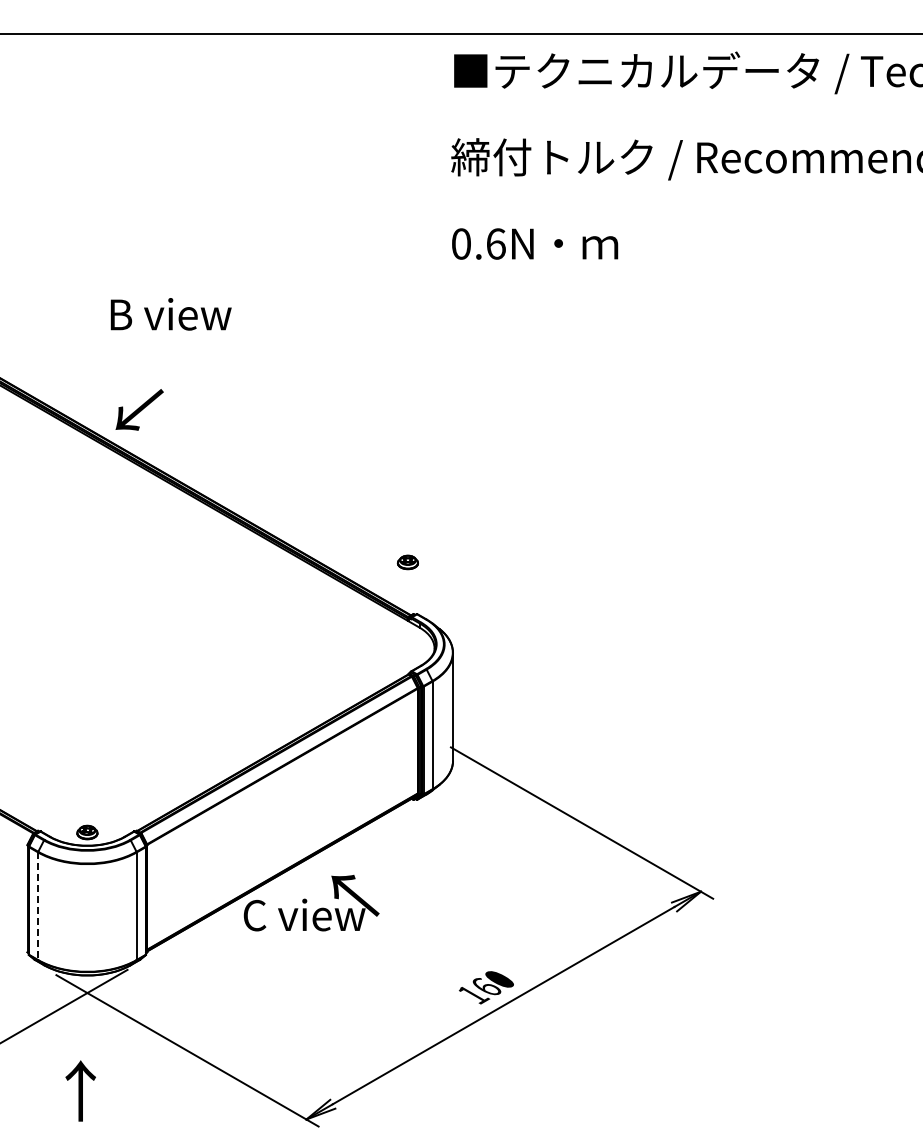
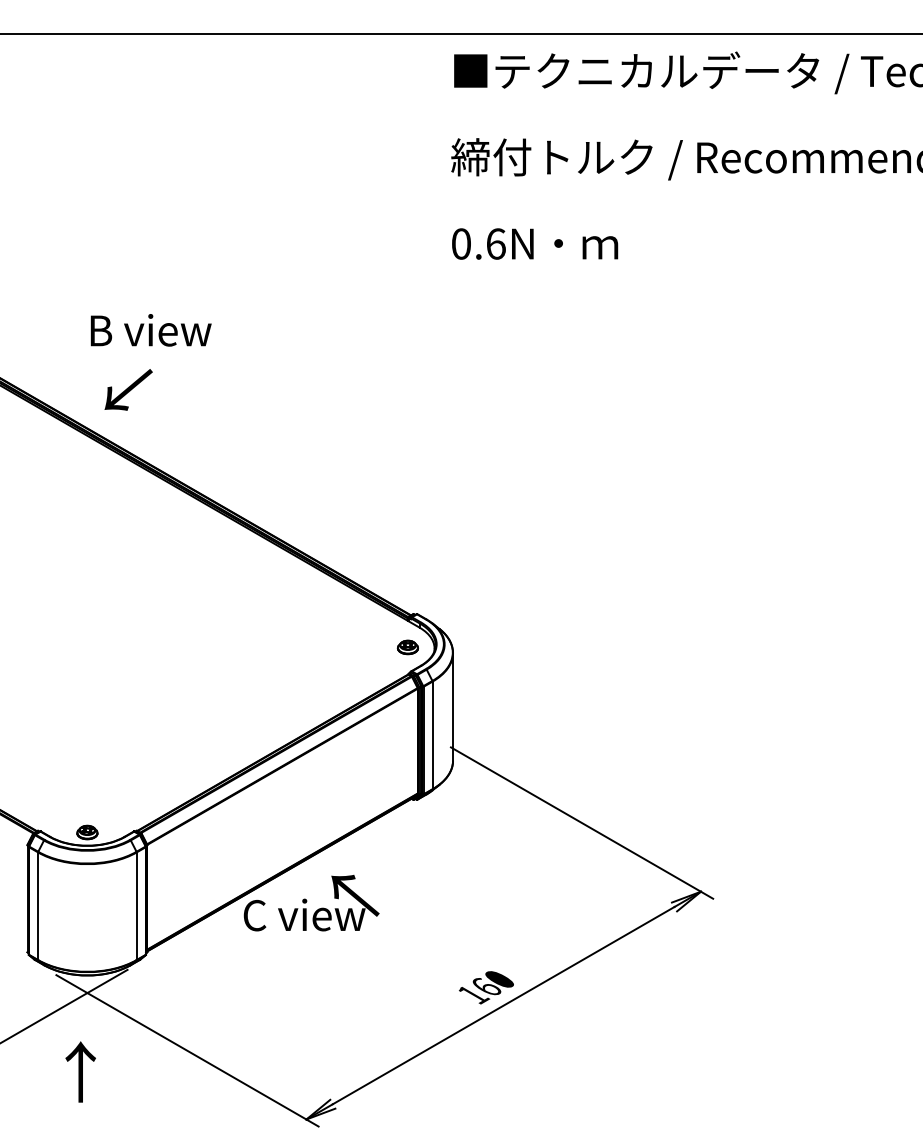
text position: (170, 314) -> (150, 330) (150, 330)
text position: (139, 409) -> (128, 389) (128, 389)
part position: (407, 562) -> (407, 647) (407, 647)
line: dashed -> solid (38, 906)
text position: (80, 1090) -> (80, 1071) (80, 1071)
